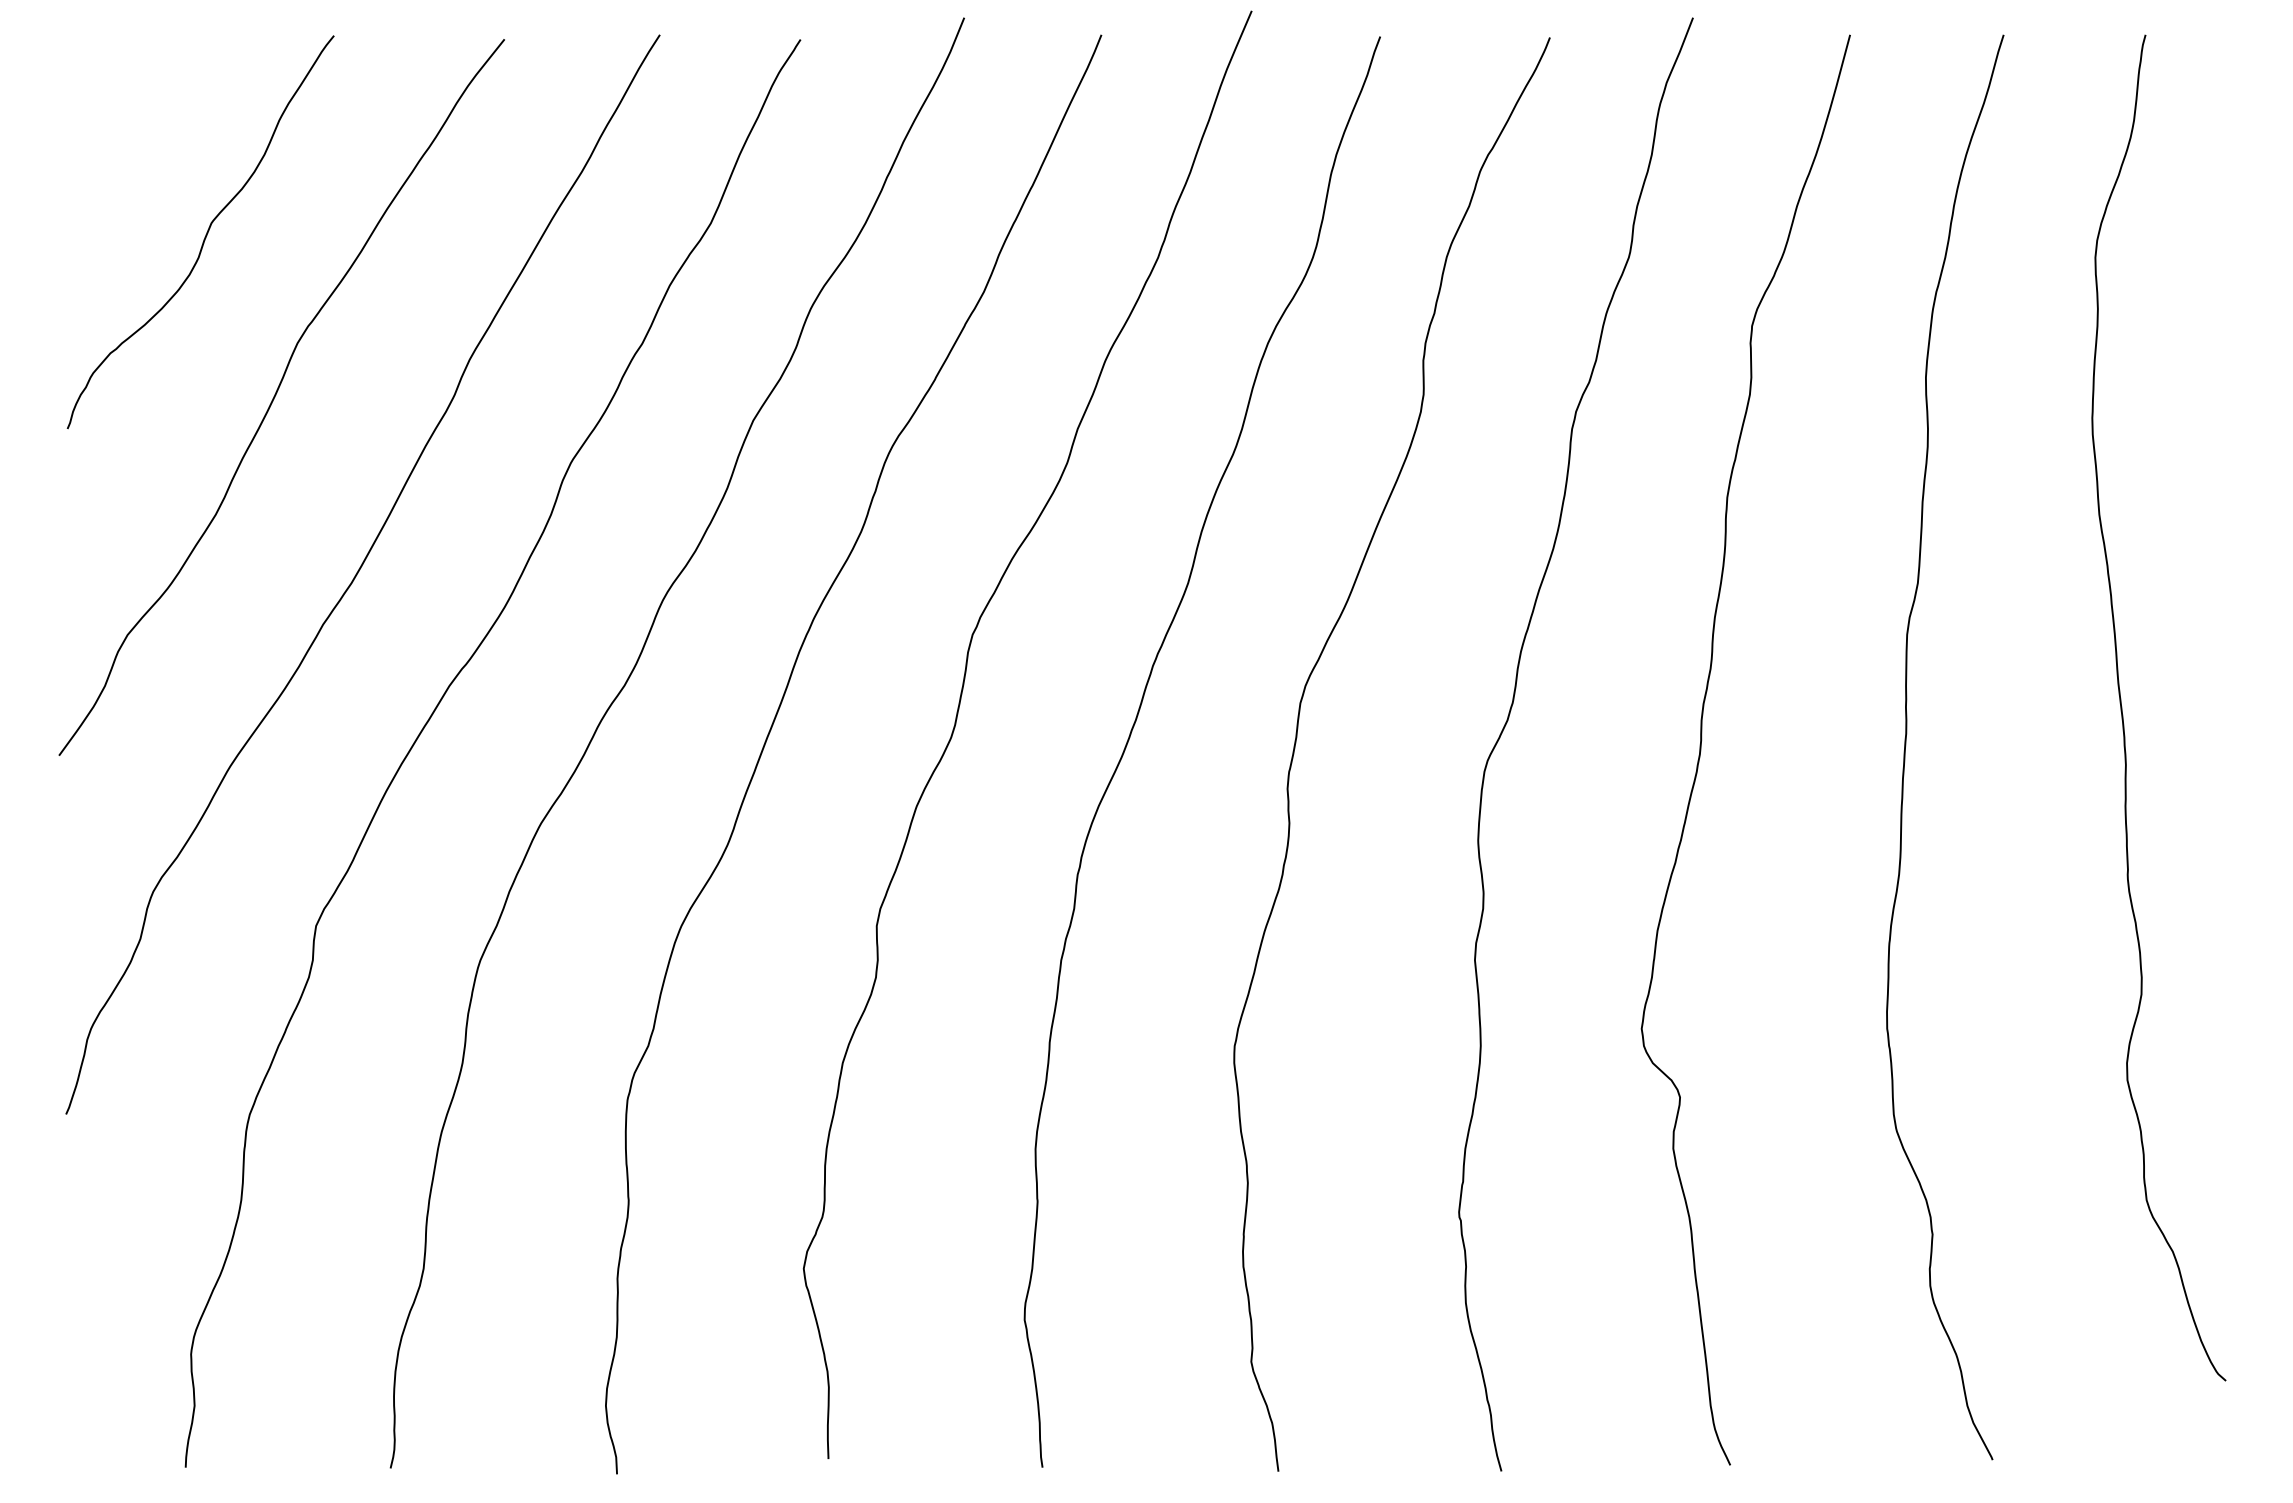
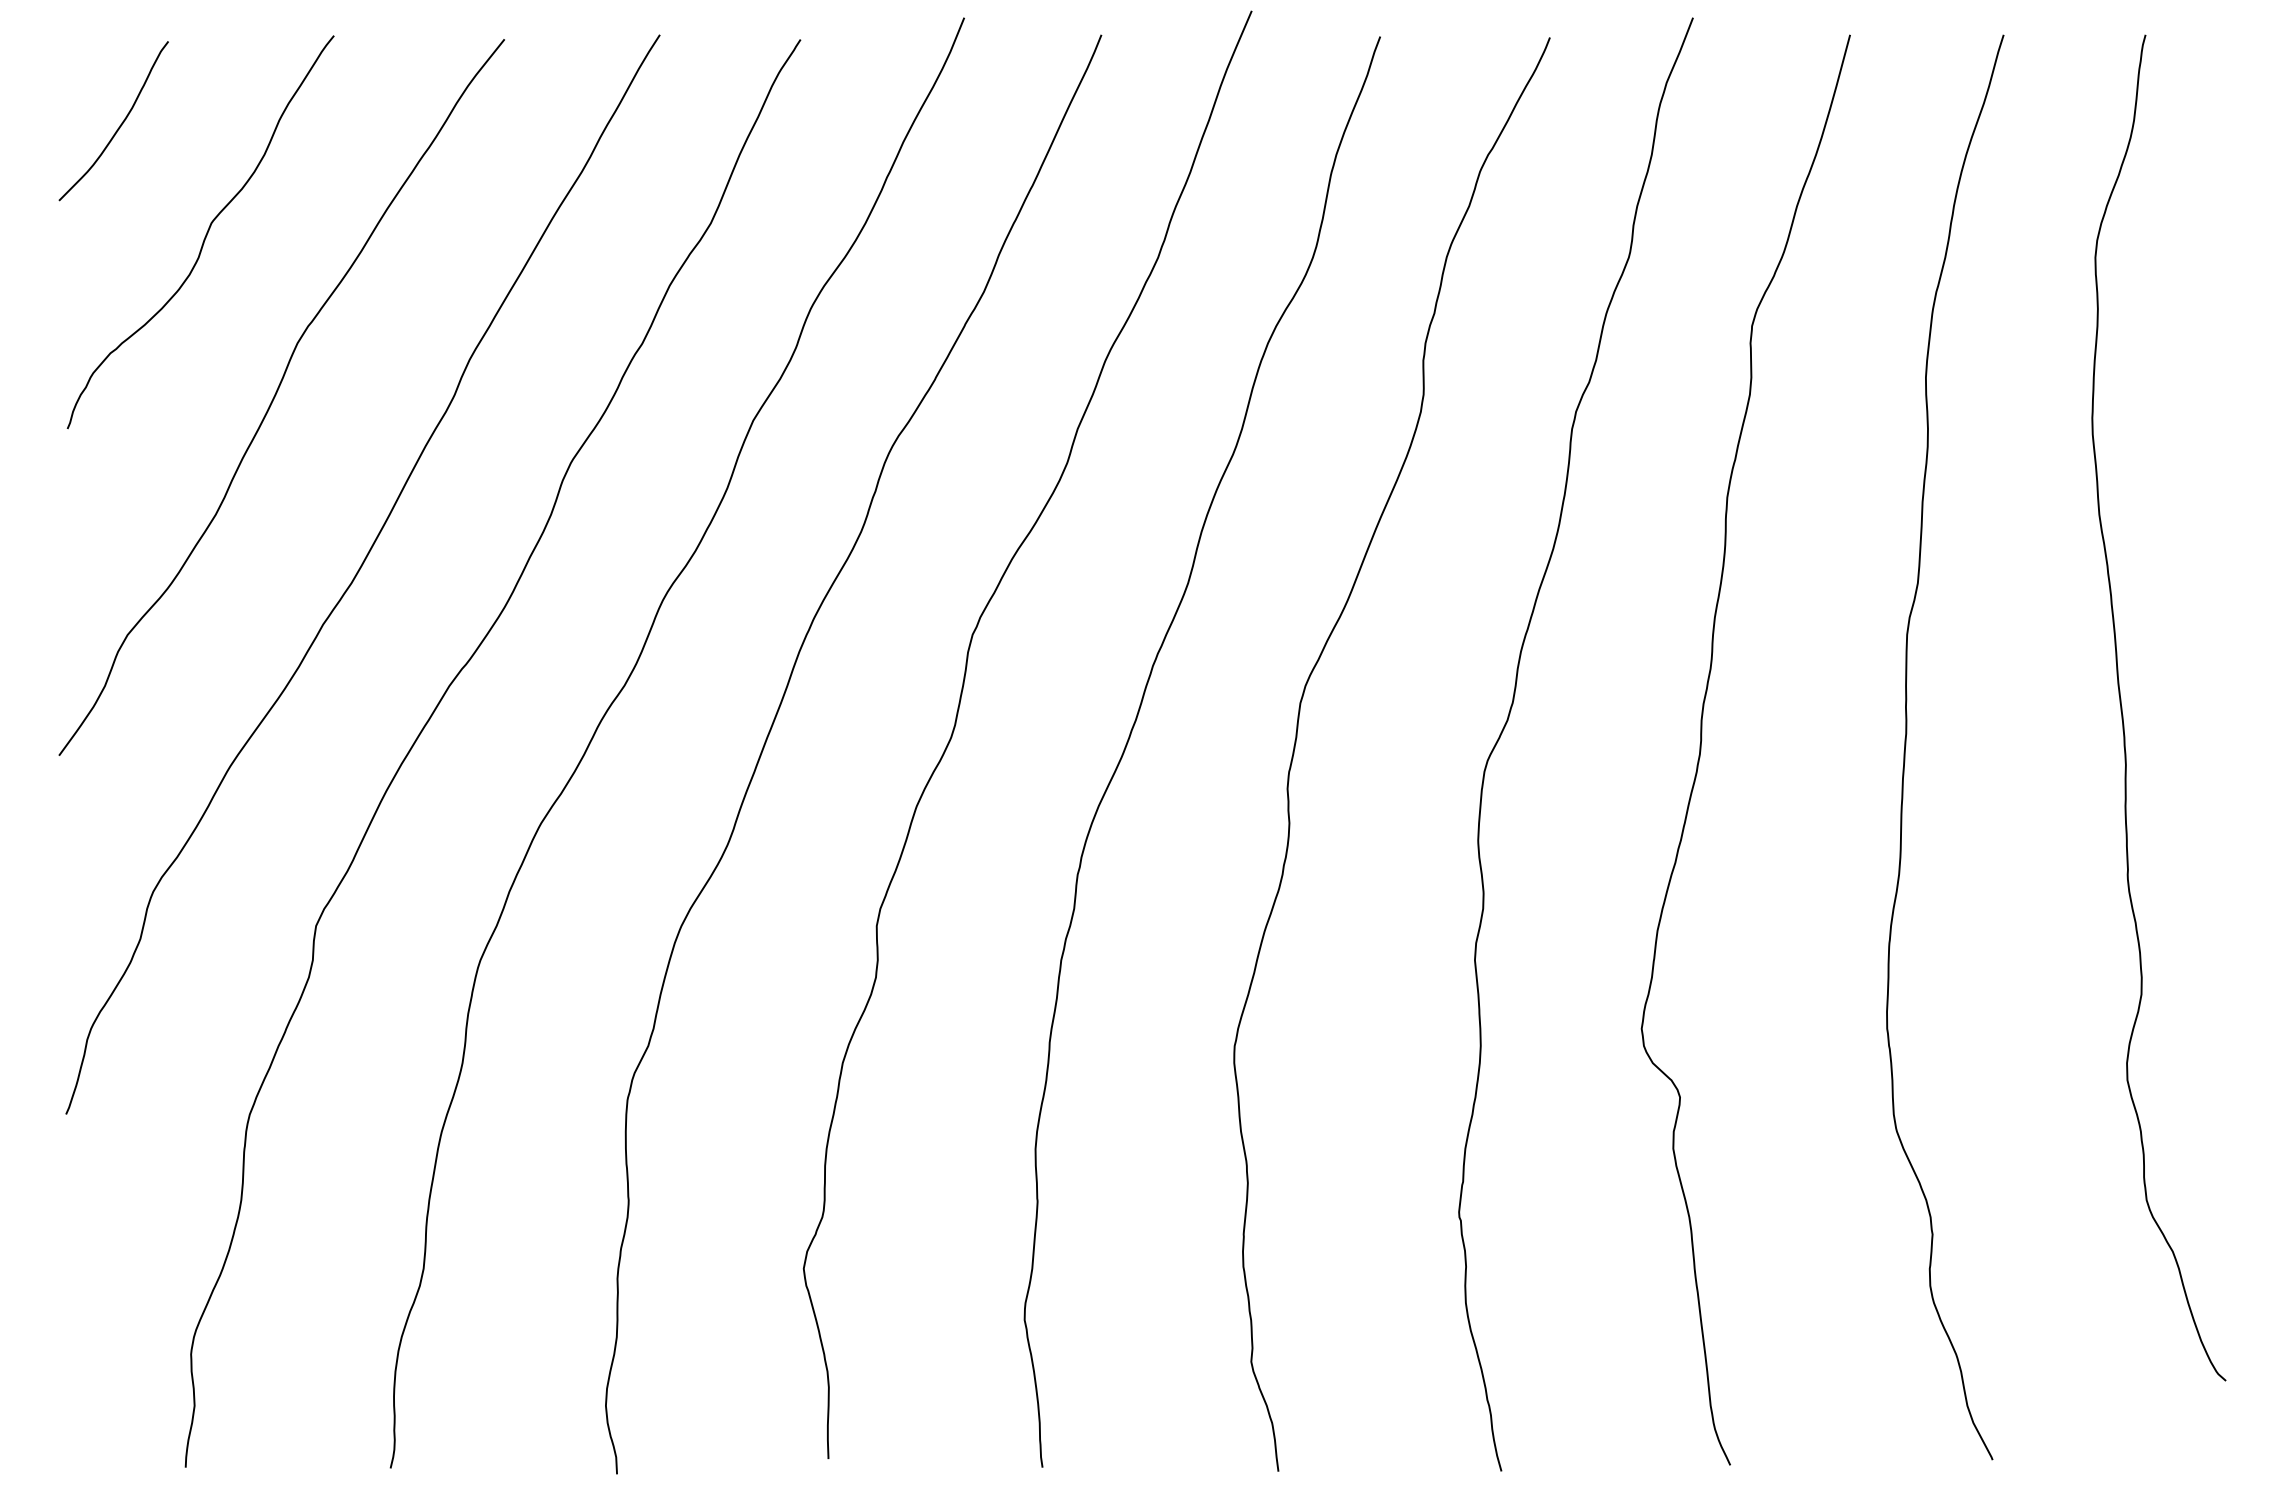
curve: none -> present (119, 125)
